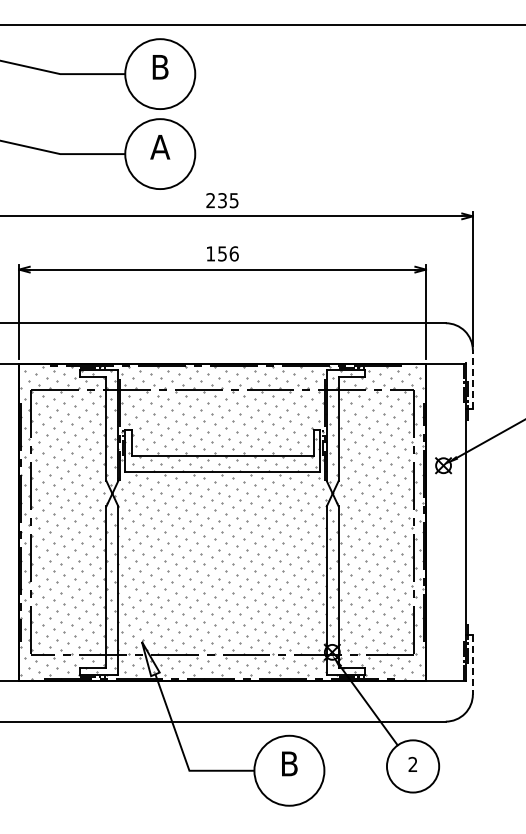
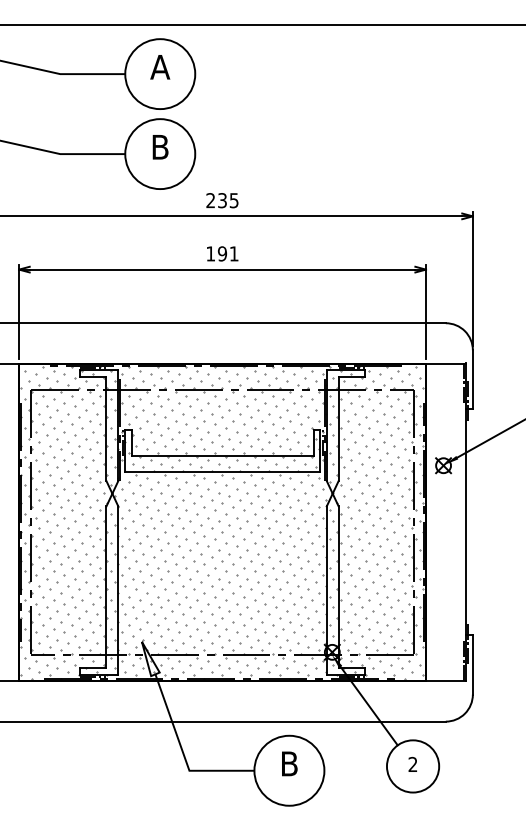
text: B -> A (160, 67)
text: A -> B (160, 147)
text: 156 -> 191 (227, 253)
line: dashed -> solid (472, 379)
line: dashed -> solid (472, 664)
